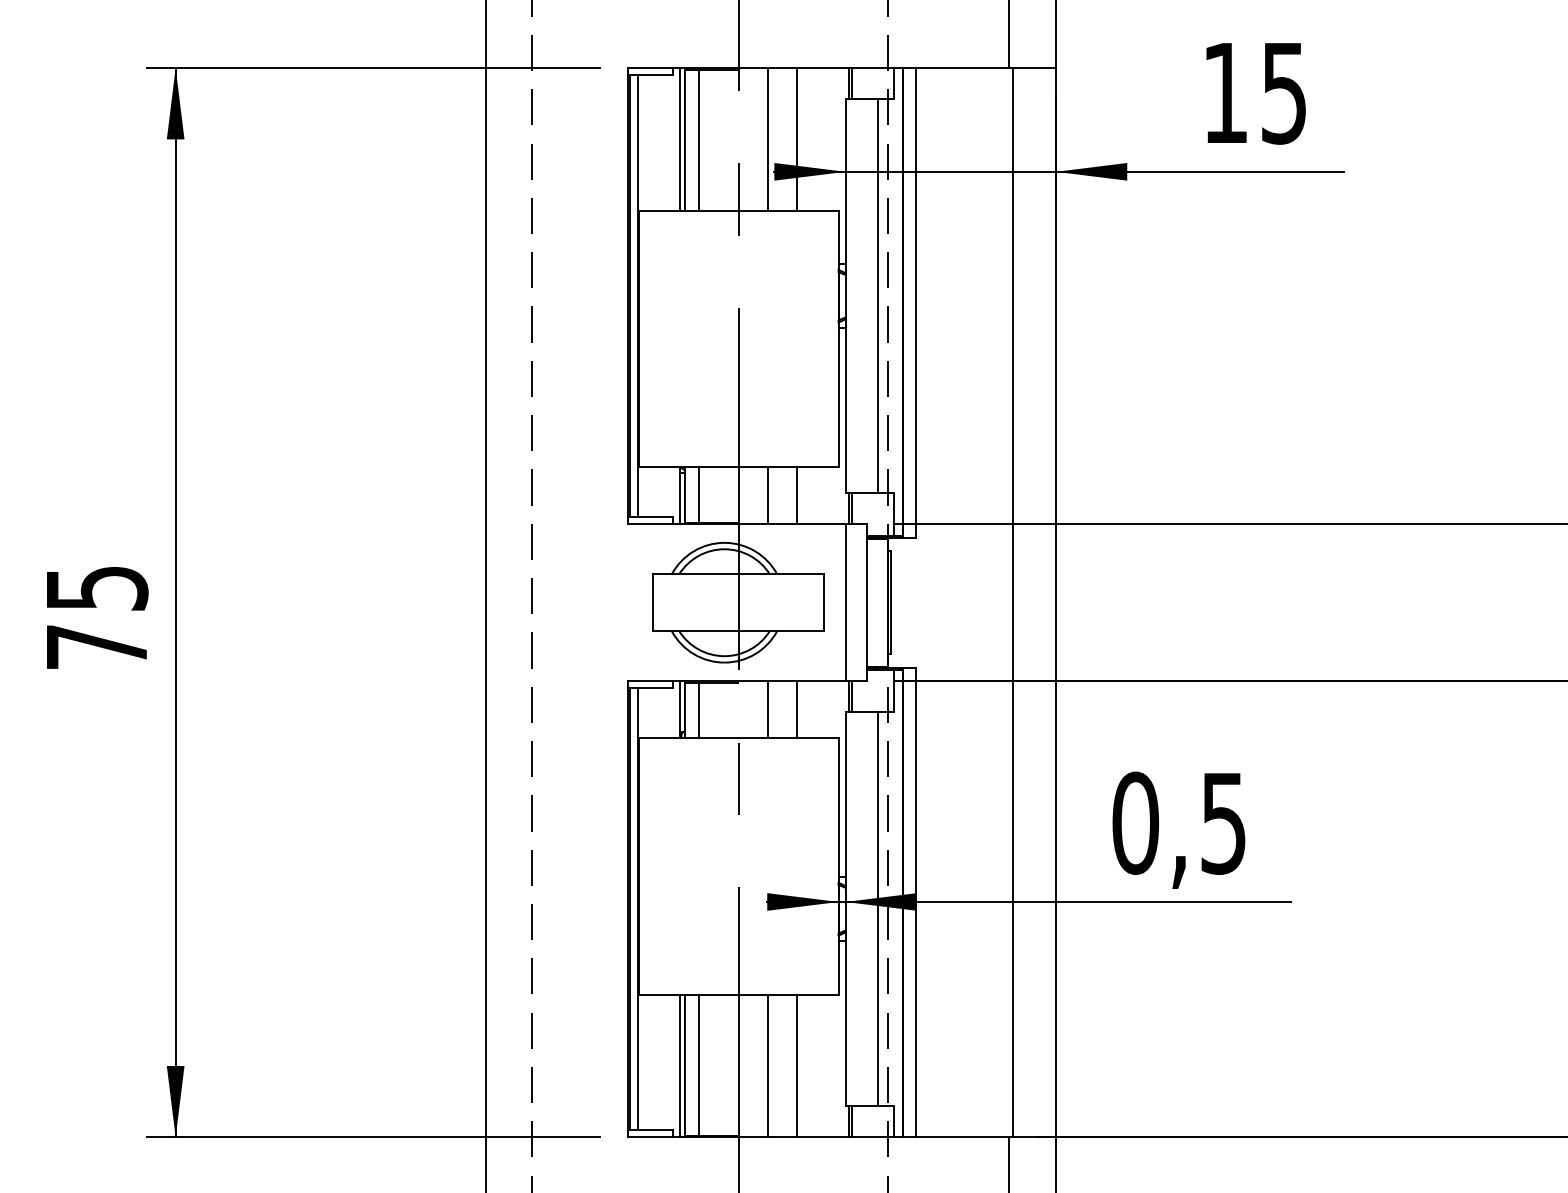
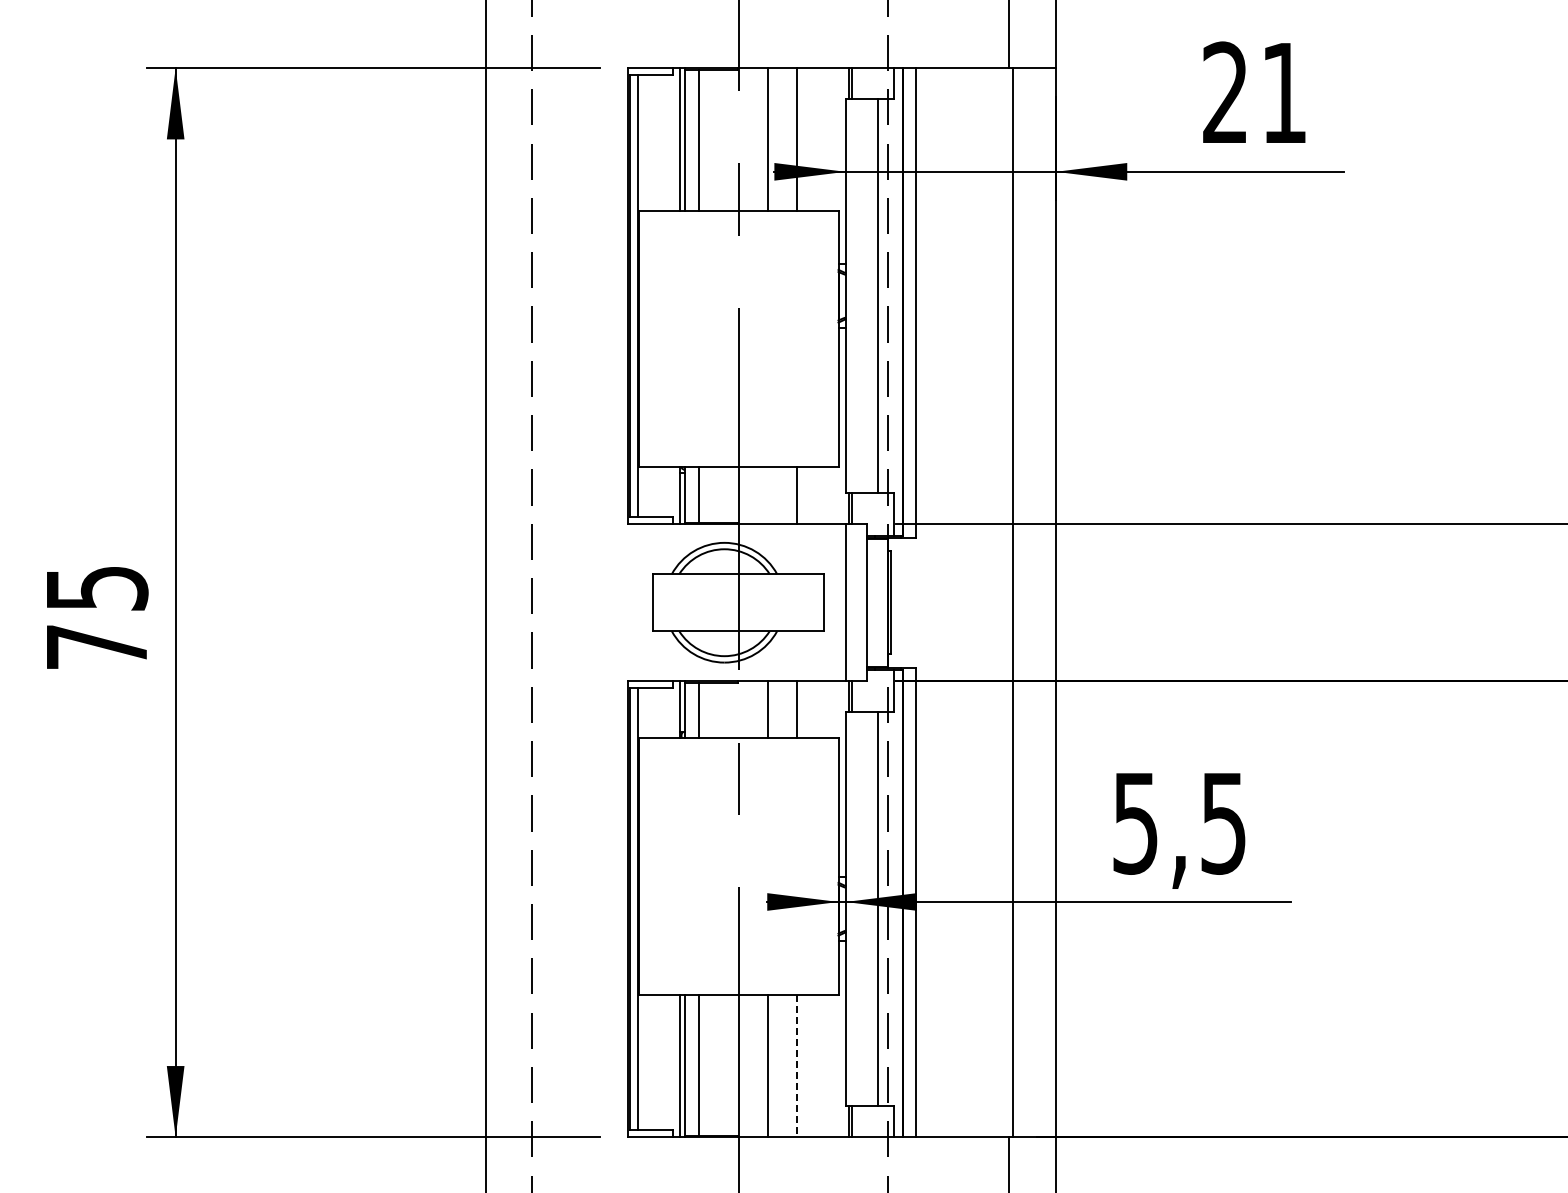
text: 15 -> 21 (1254, 92)
line: present -> none (768, 495)
text: 0,5 -> 5,5 (1135, 822)
line: solid -> dashed (797, 1066)
